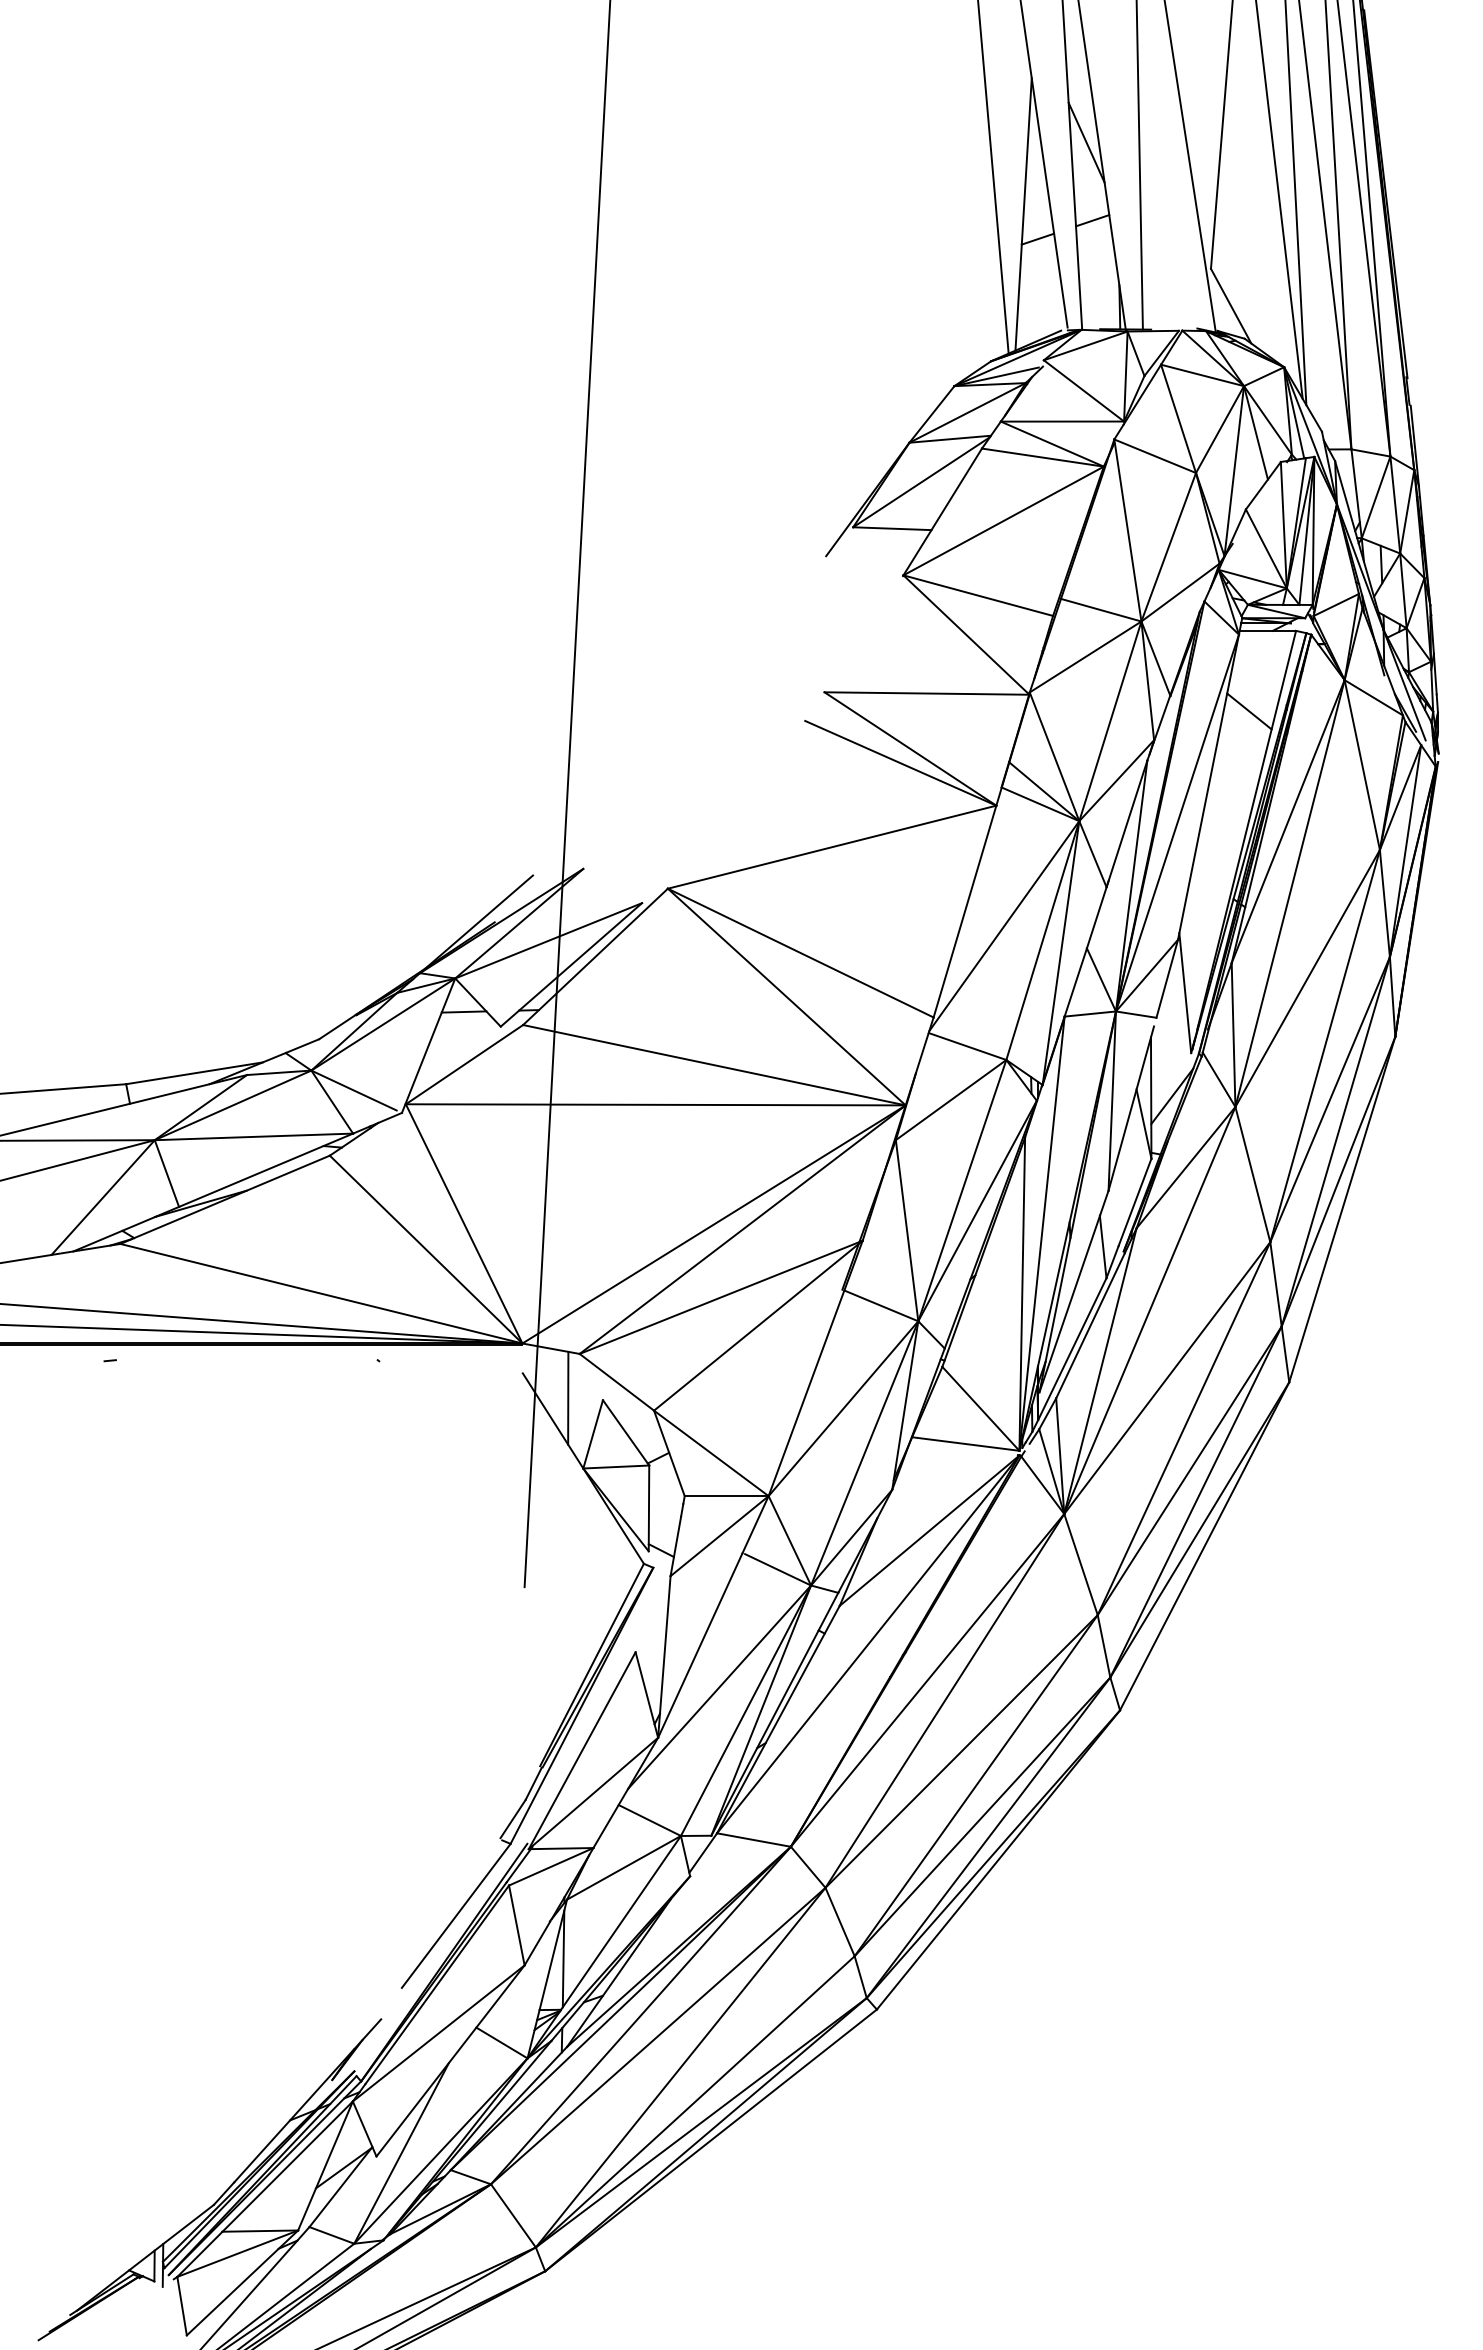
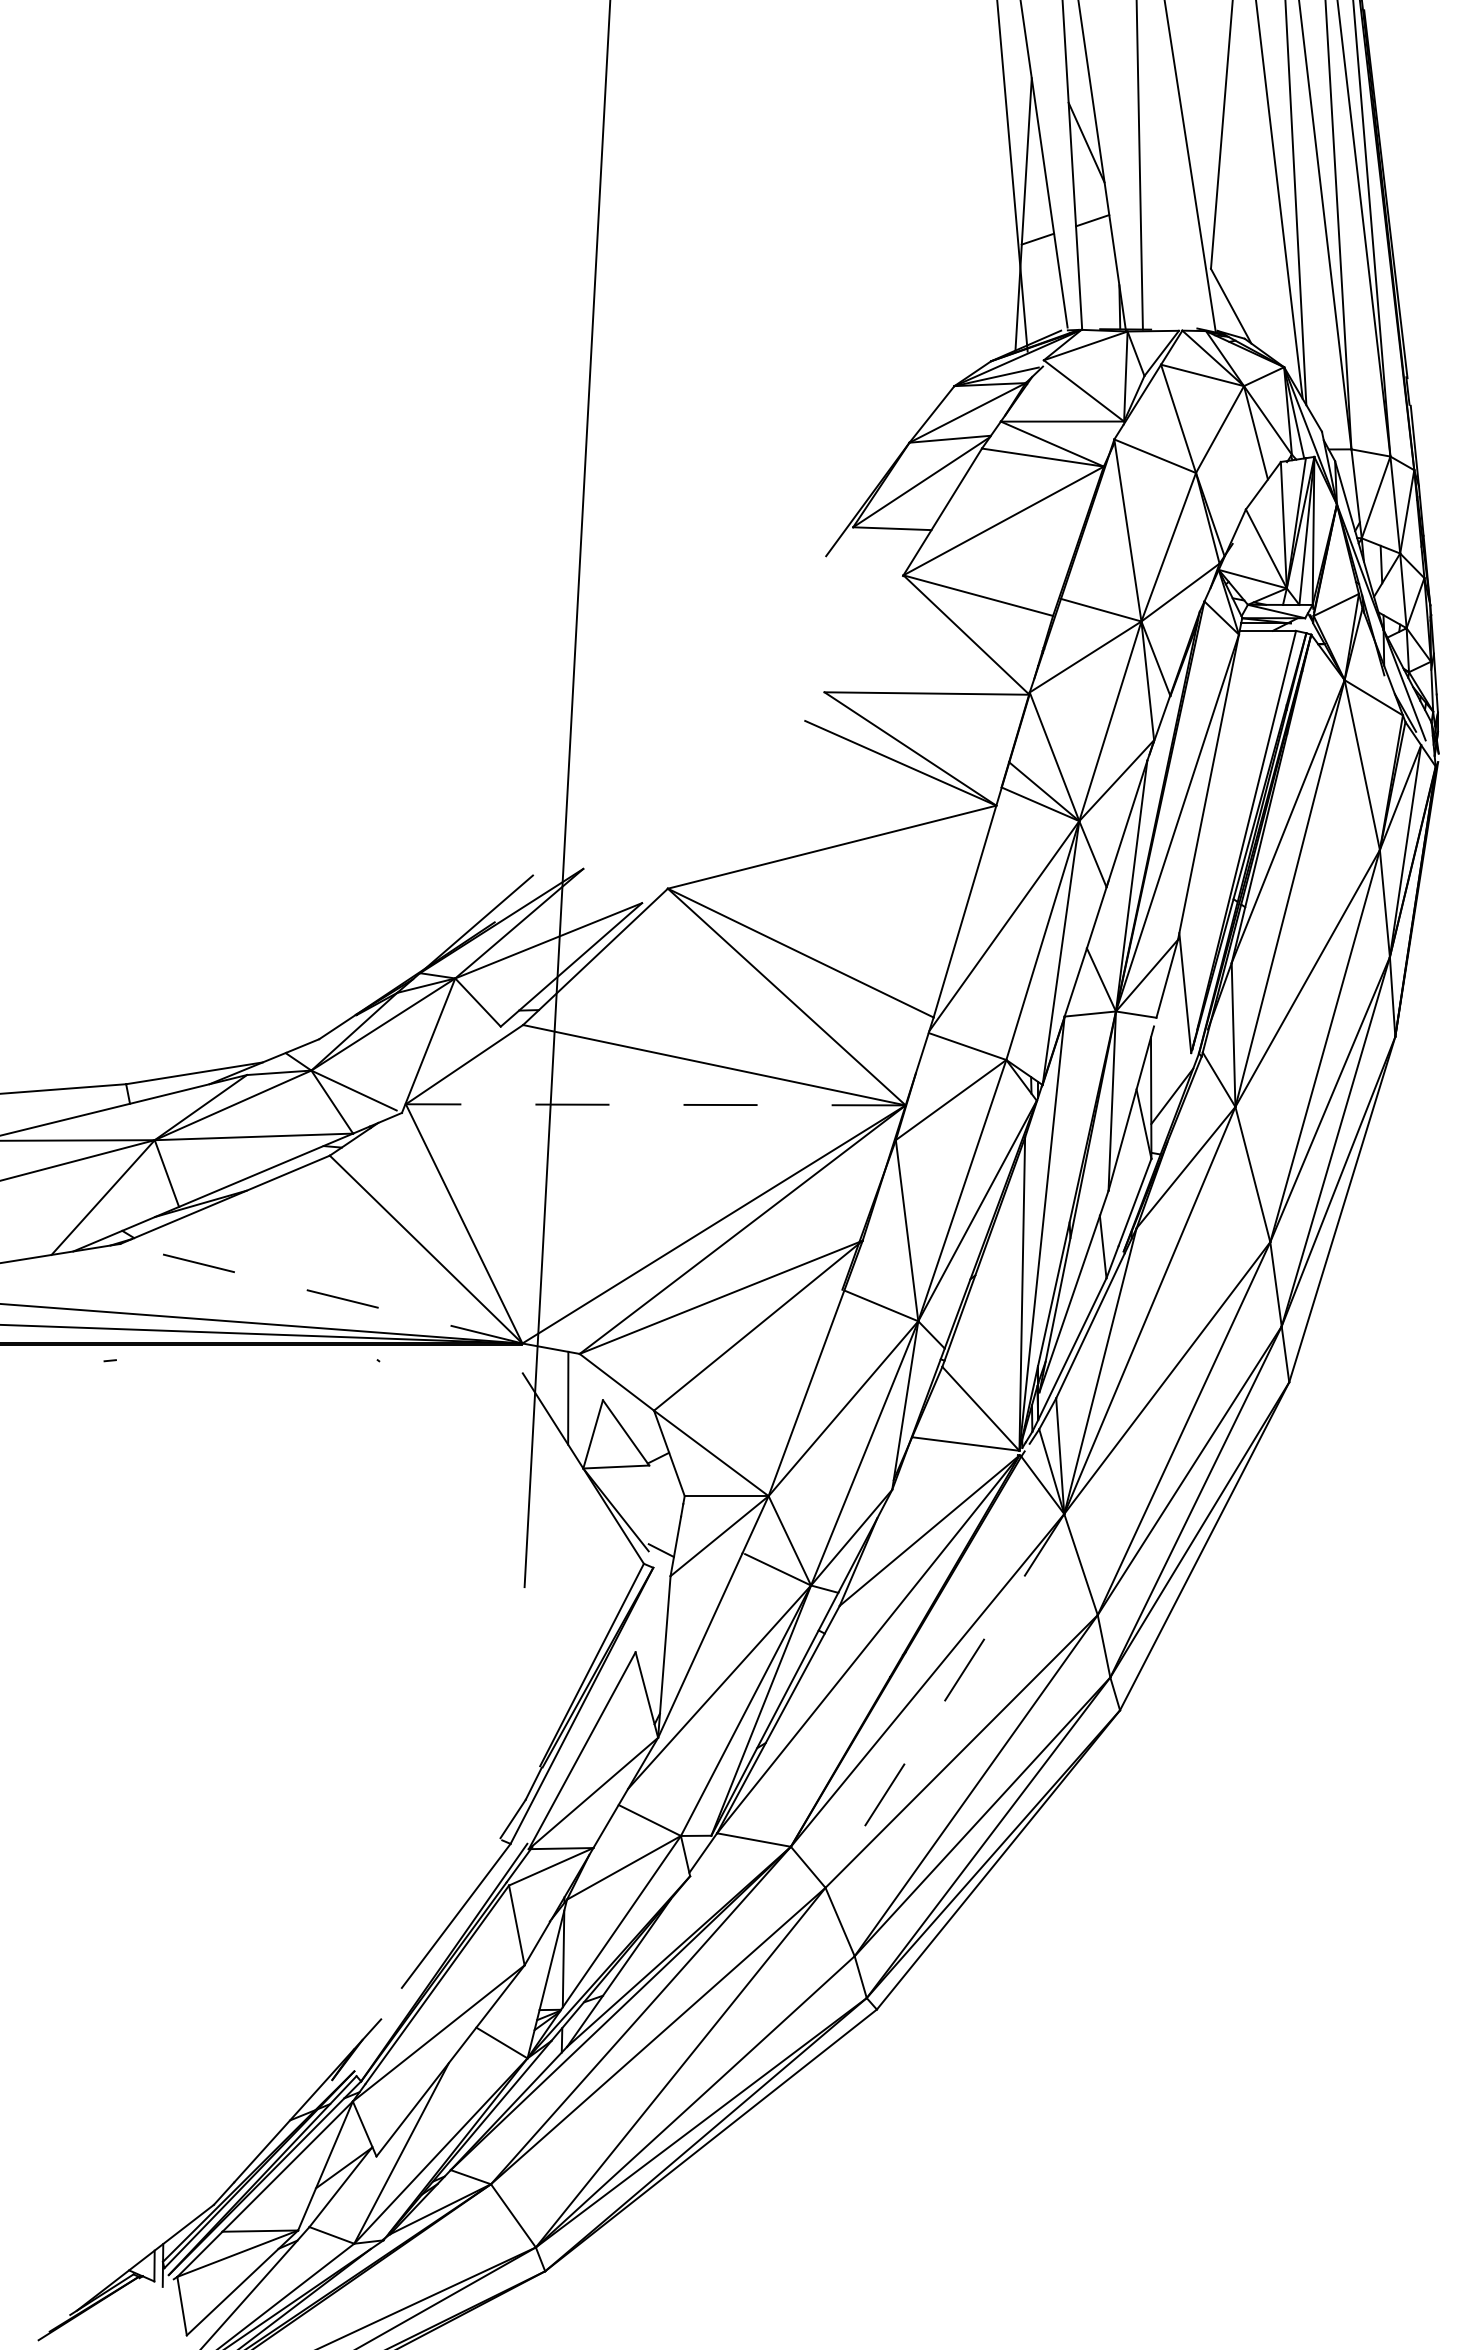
line position: (993, 177) -> (1012, 176) (1012, 176)
line: present -> none (1234, 471)
line: present -> none (1249, 711)
line: present -> none (463, 1011)
line: solid -> dashed (655, 1104)
line: solid -> dashed (320, 1293)
line: present -> none (648, 1508)
line: solid -> dashed (944, 1700)
